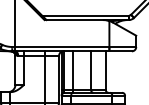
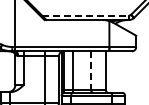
line: solid -> dashed (86, 15)
line: solid -> dashed (91, 71)
